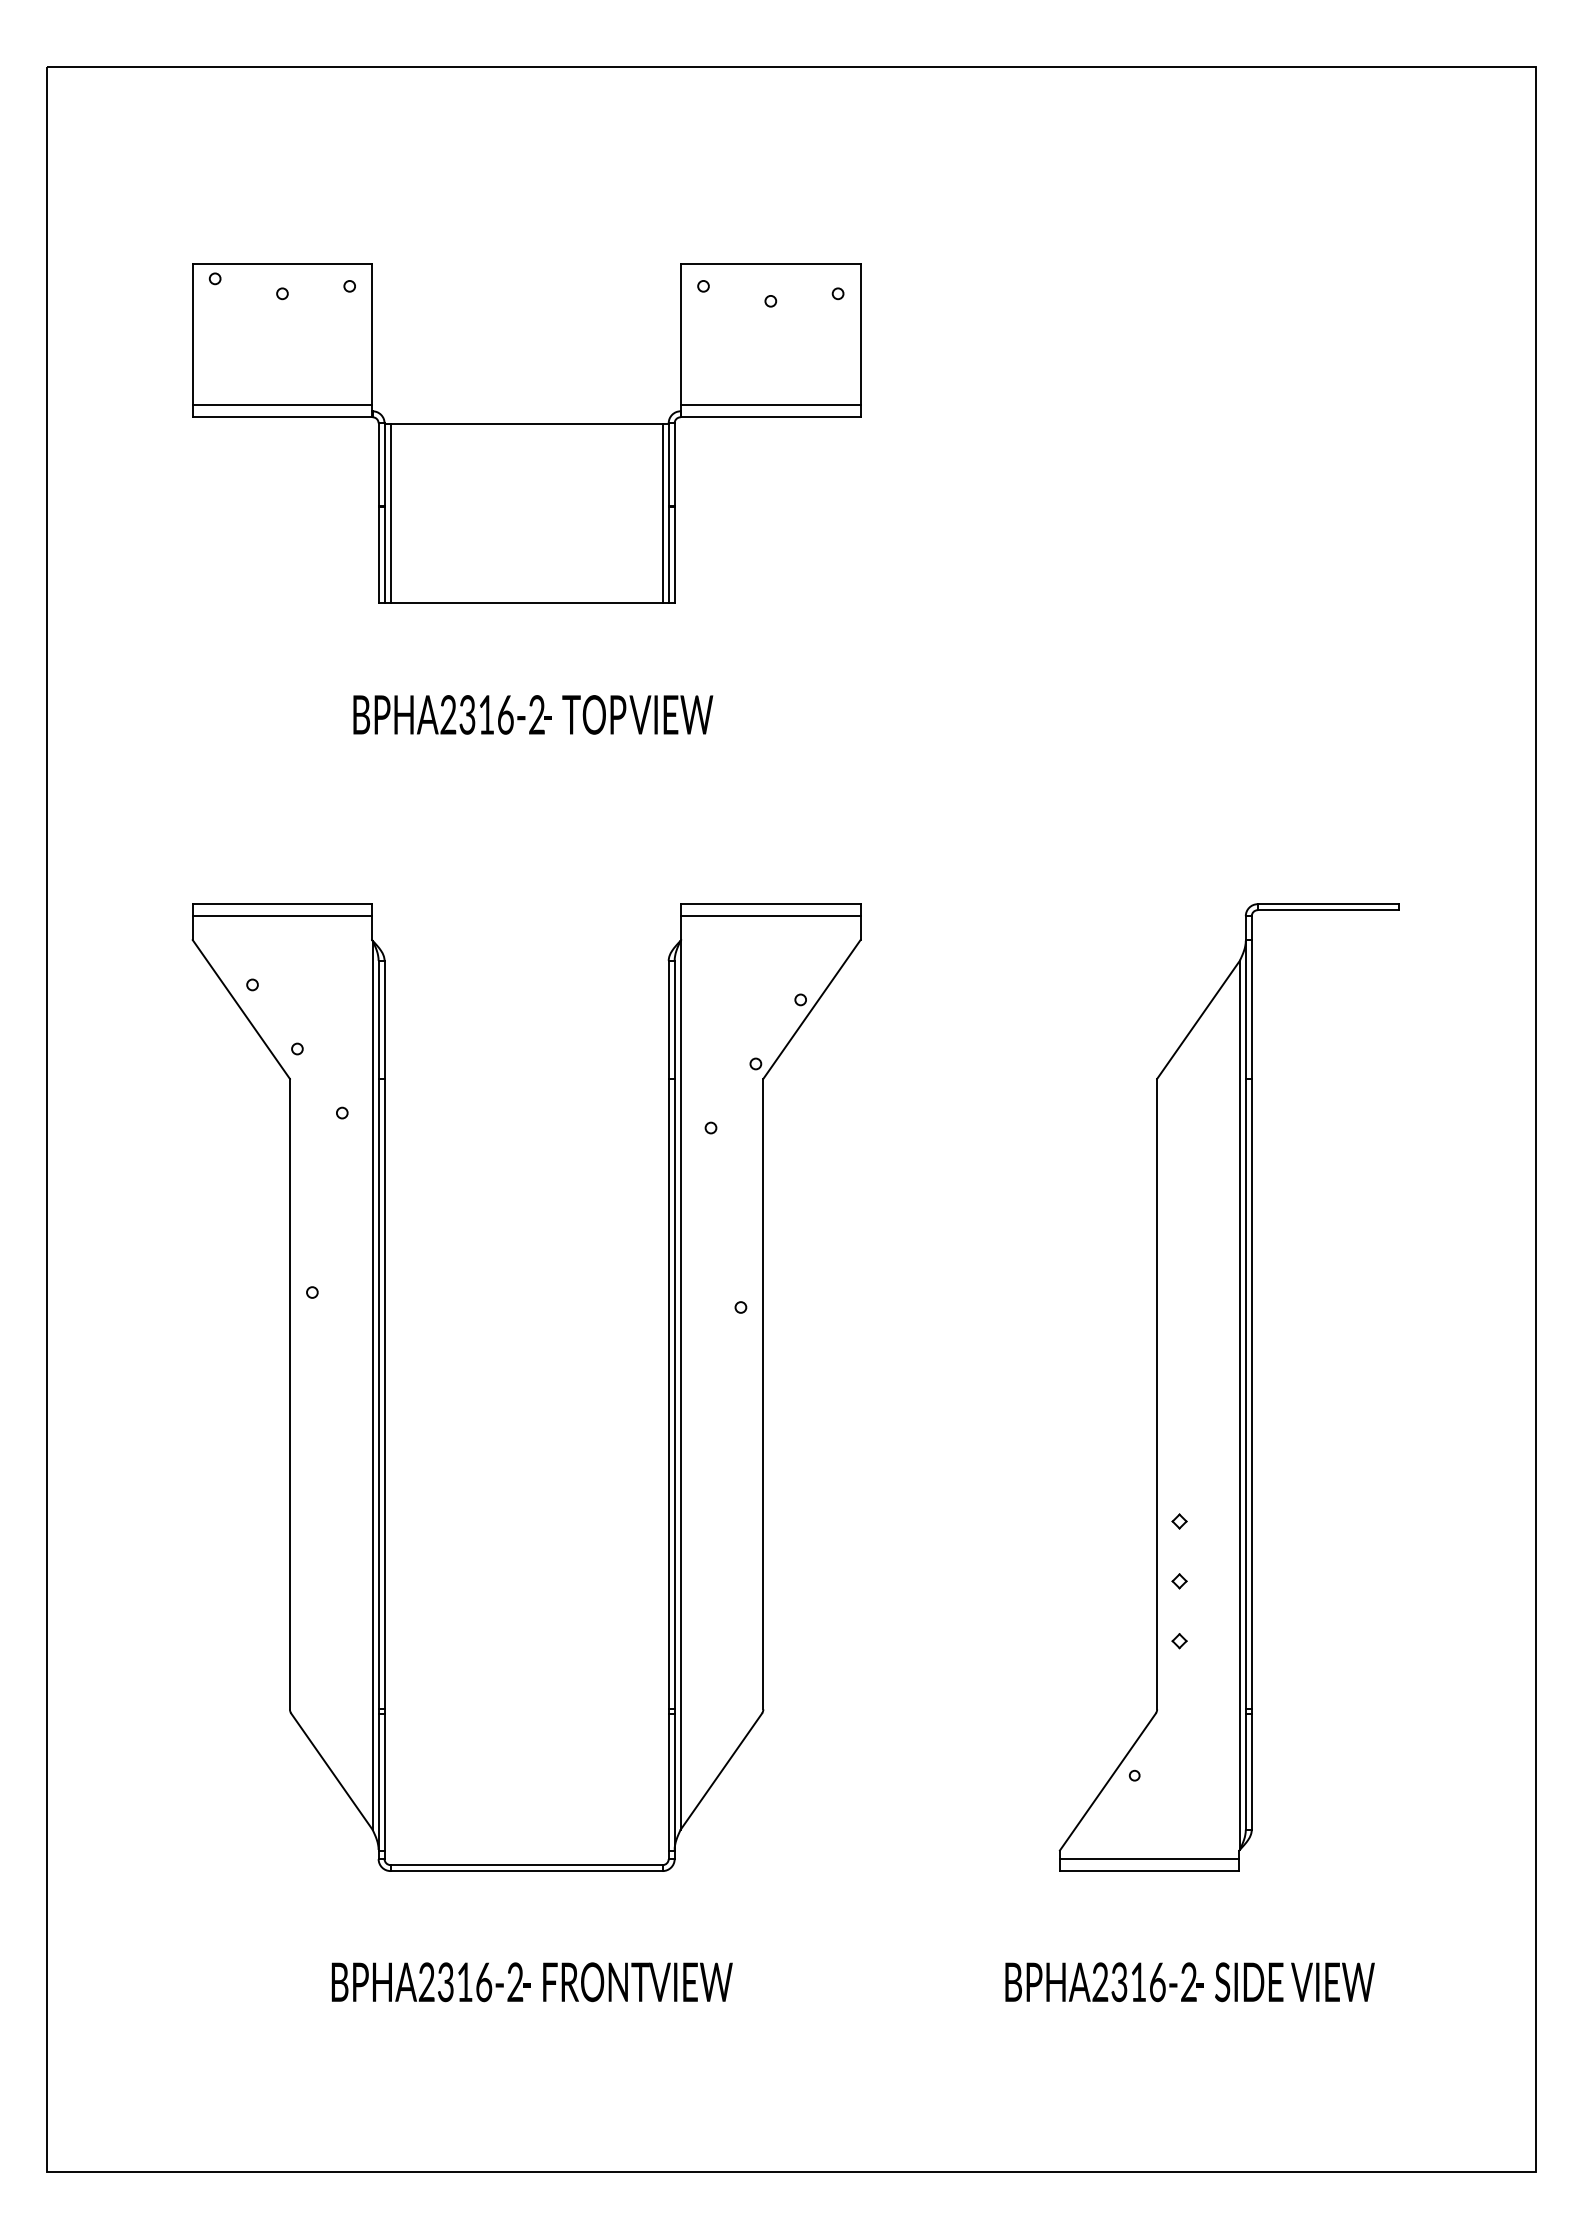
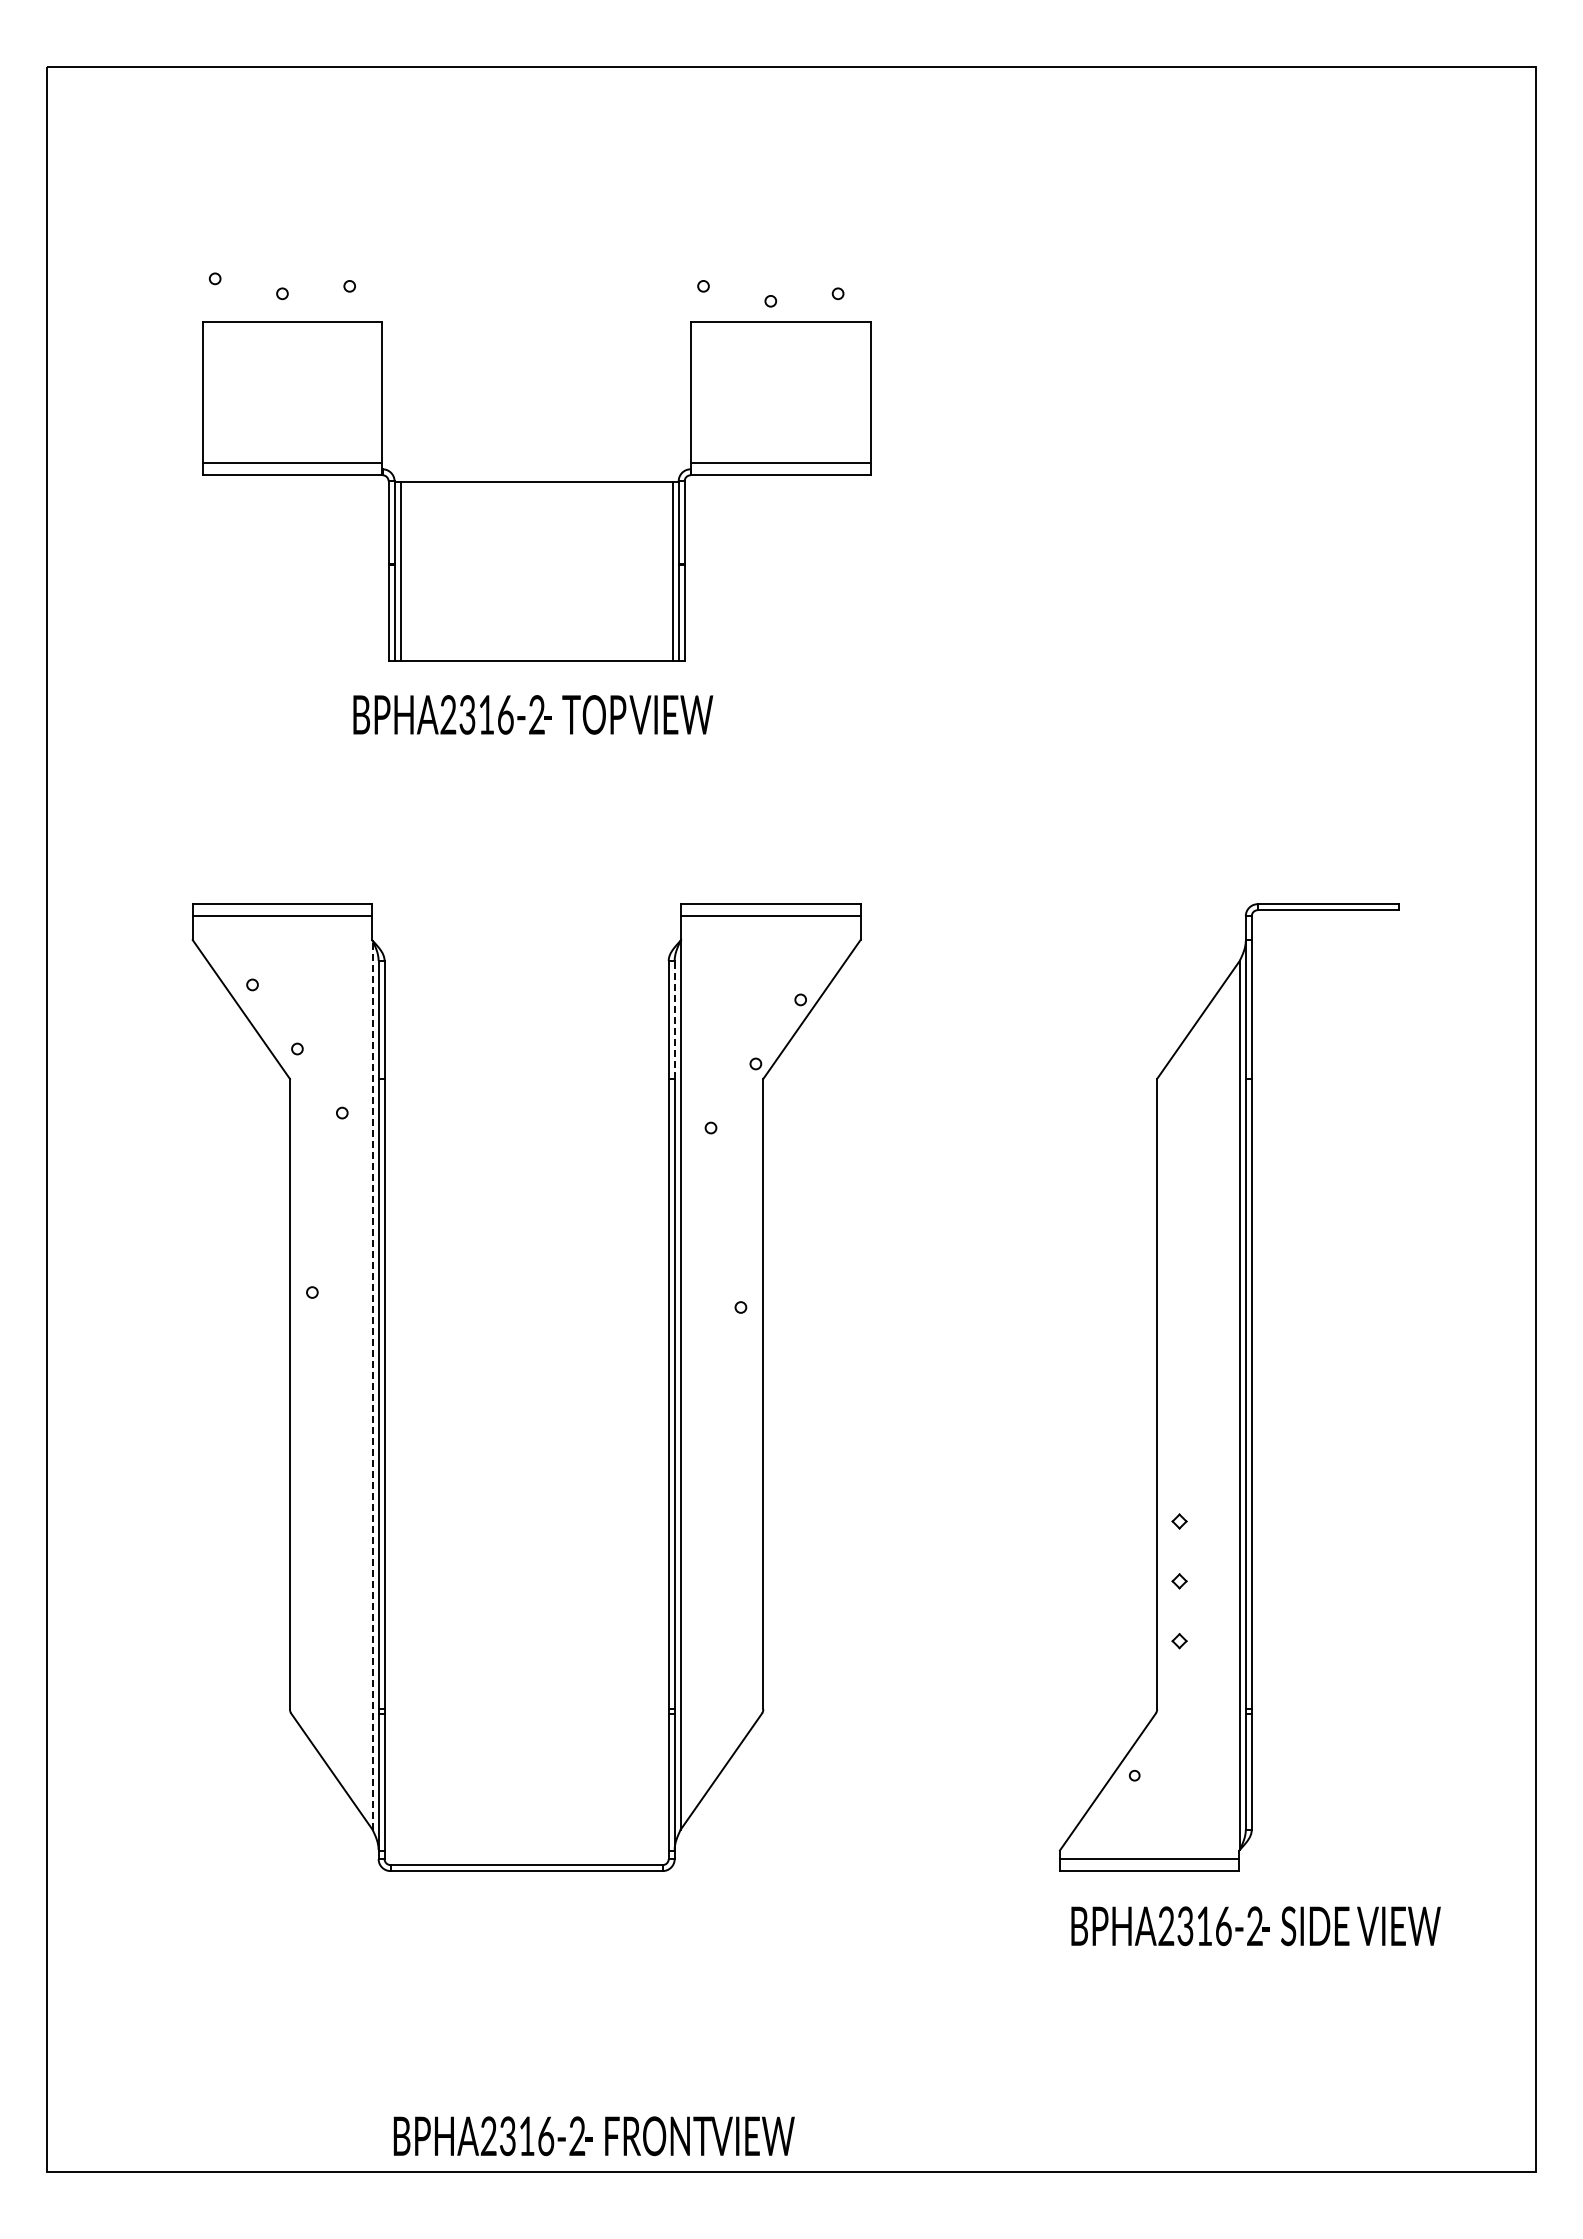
part position: (526, 433) -> (536, 491) (536, 491)
line: solid -> dashed (674, 1019)
line: solid -> dashed (372, 1385)
text position: (531, 1982) -> (593, 2136) (593, 2136)
text position: (1189, 1982) -> (1255, 1926) (1255, 1926)
